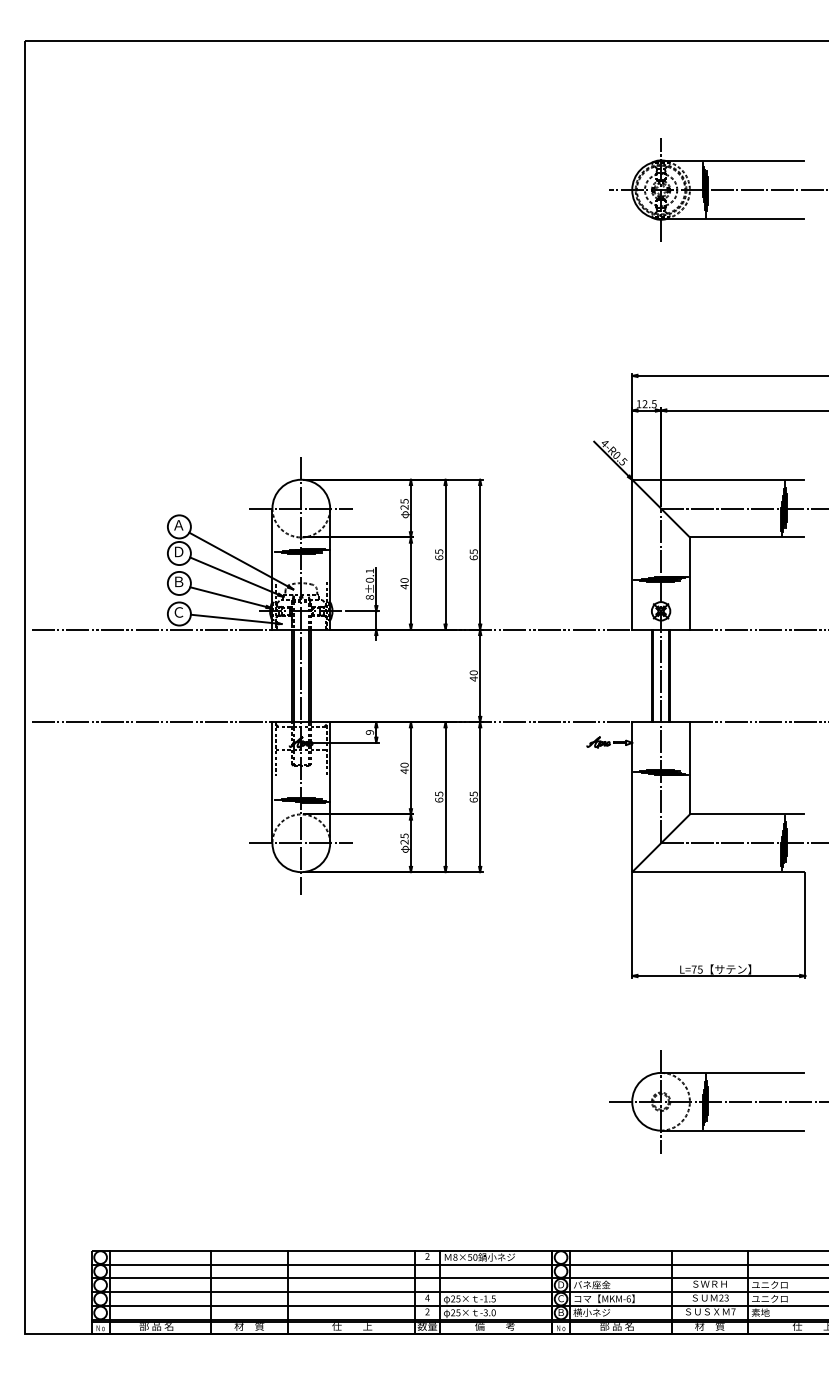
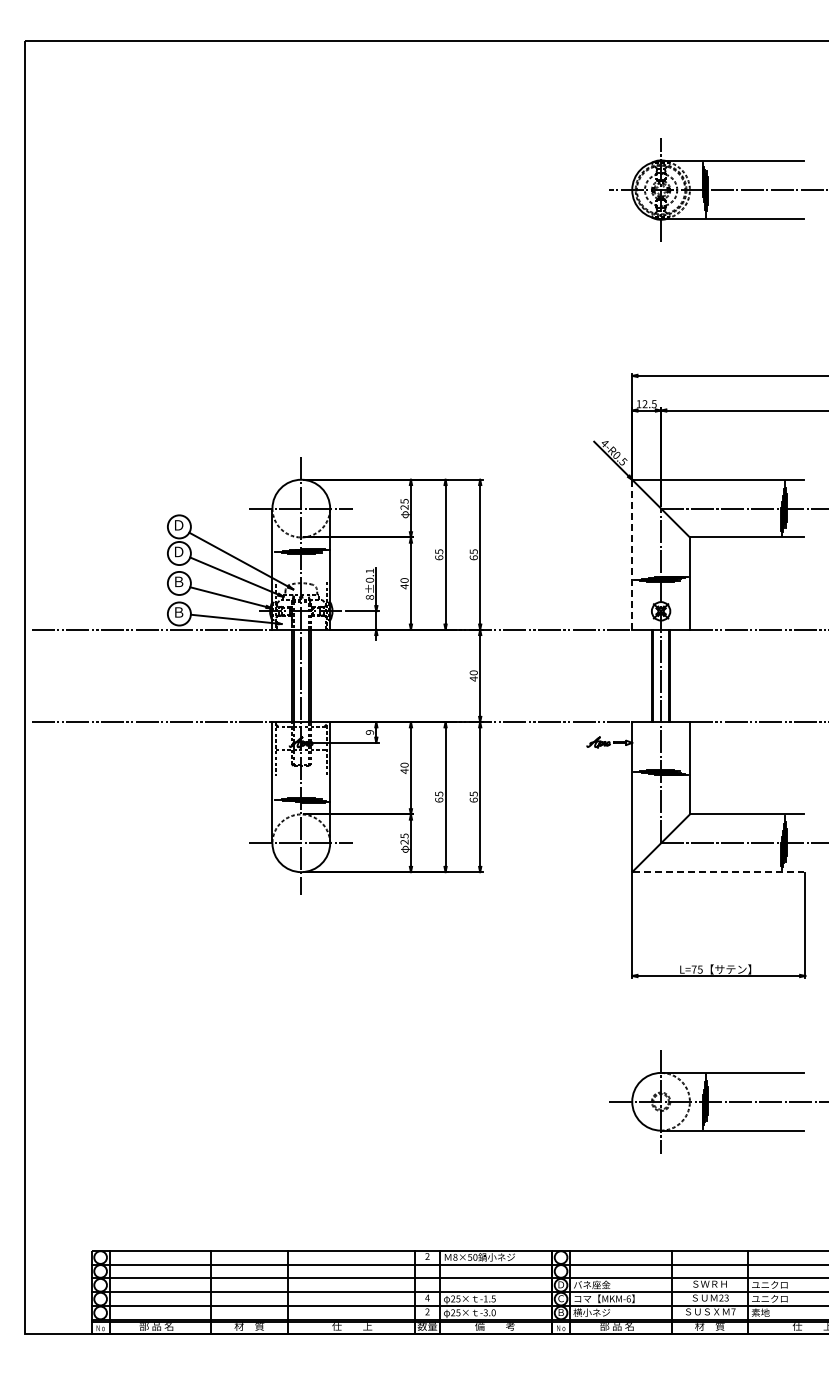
text: Ａ -> Ｄ (178, 525)
line: solid -> dashed (632, 554)
text: Ｃ -> Ｂ (178, 612)
line: solid -> dashed (719, 872)
